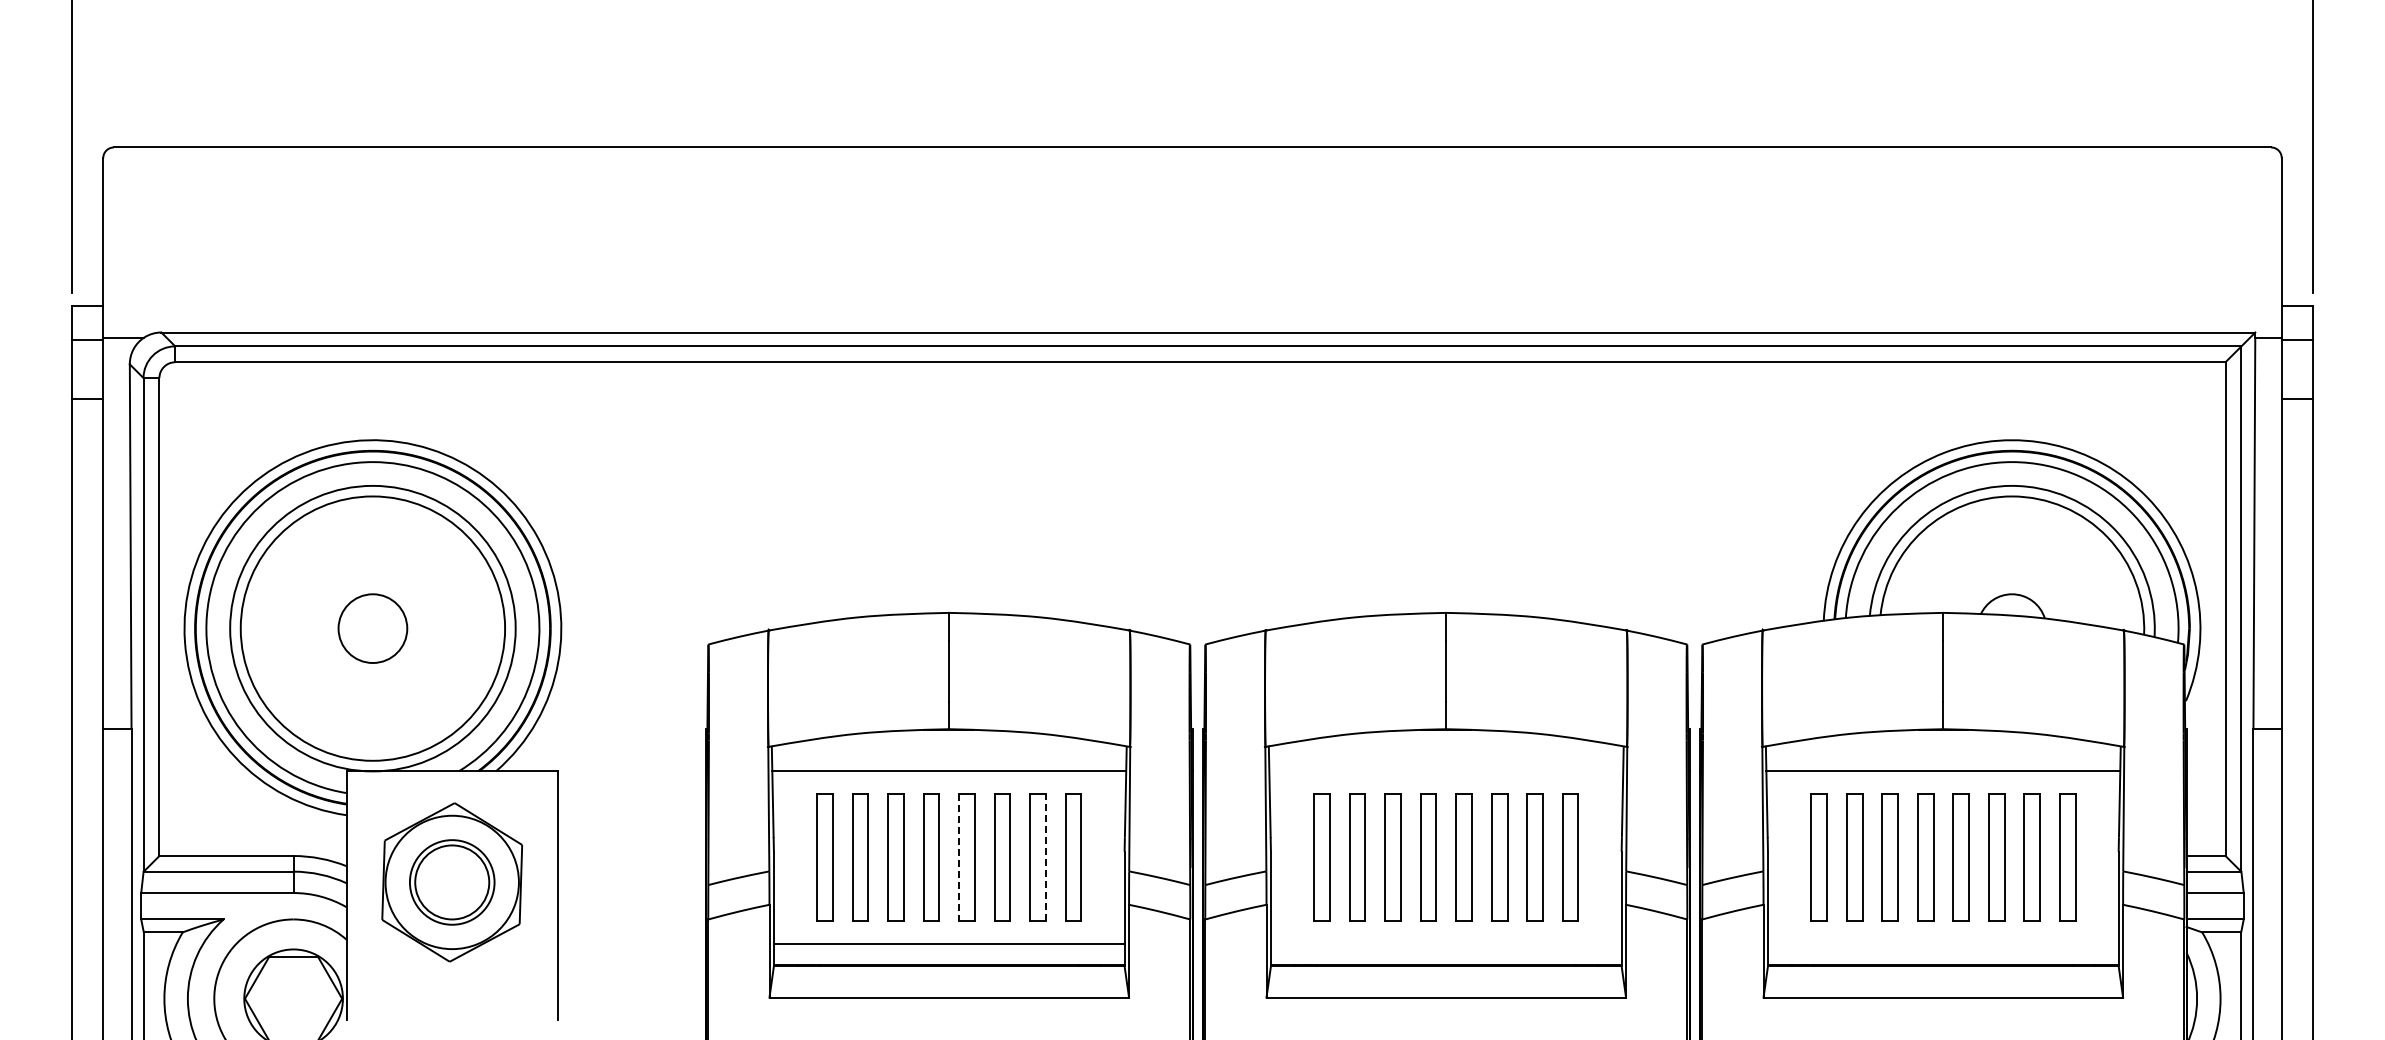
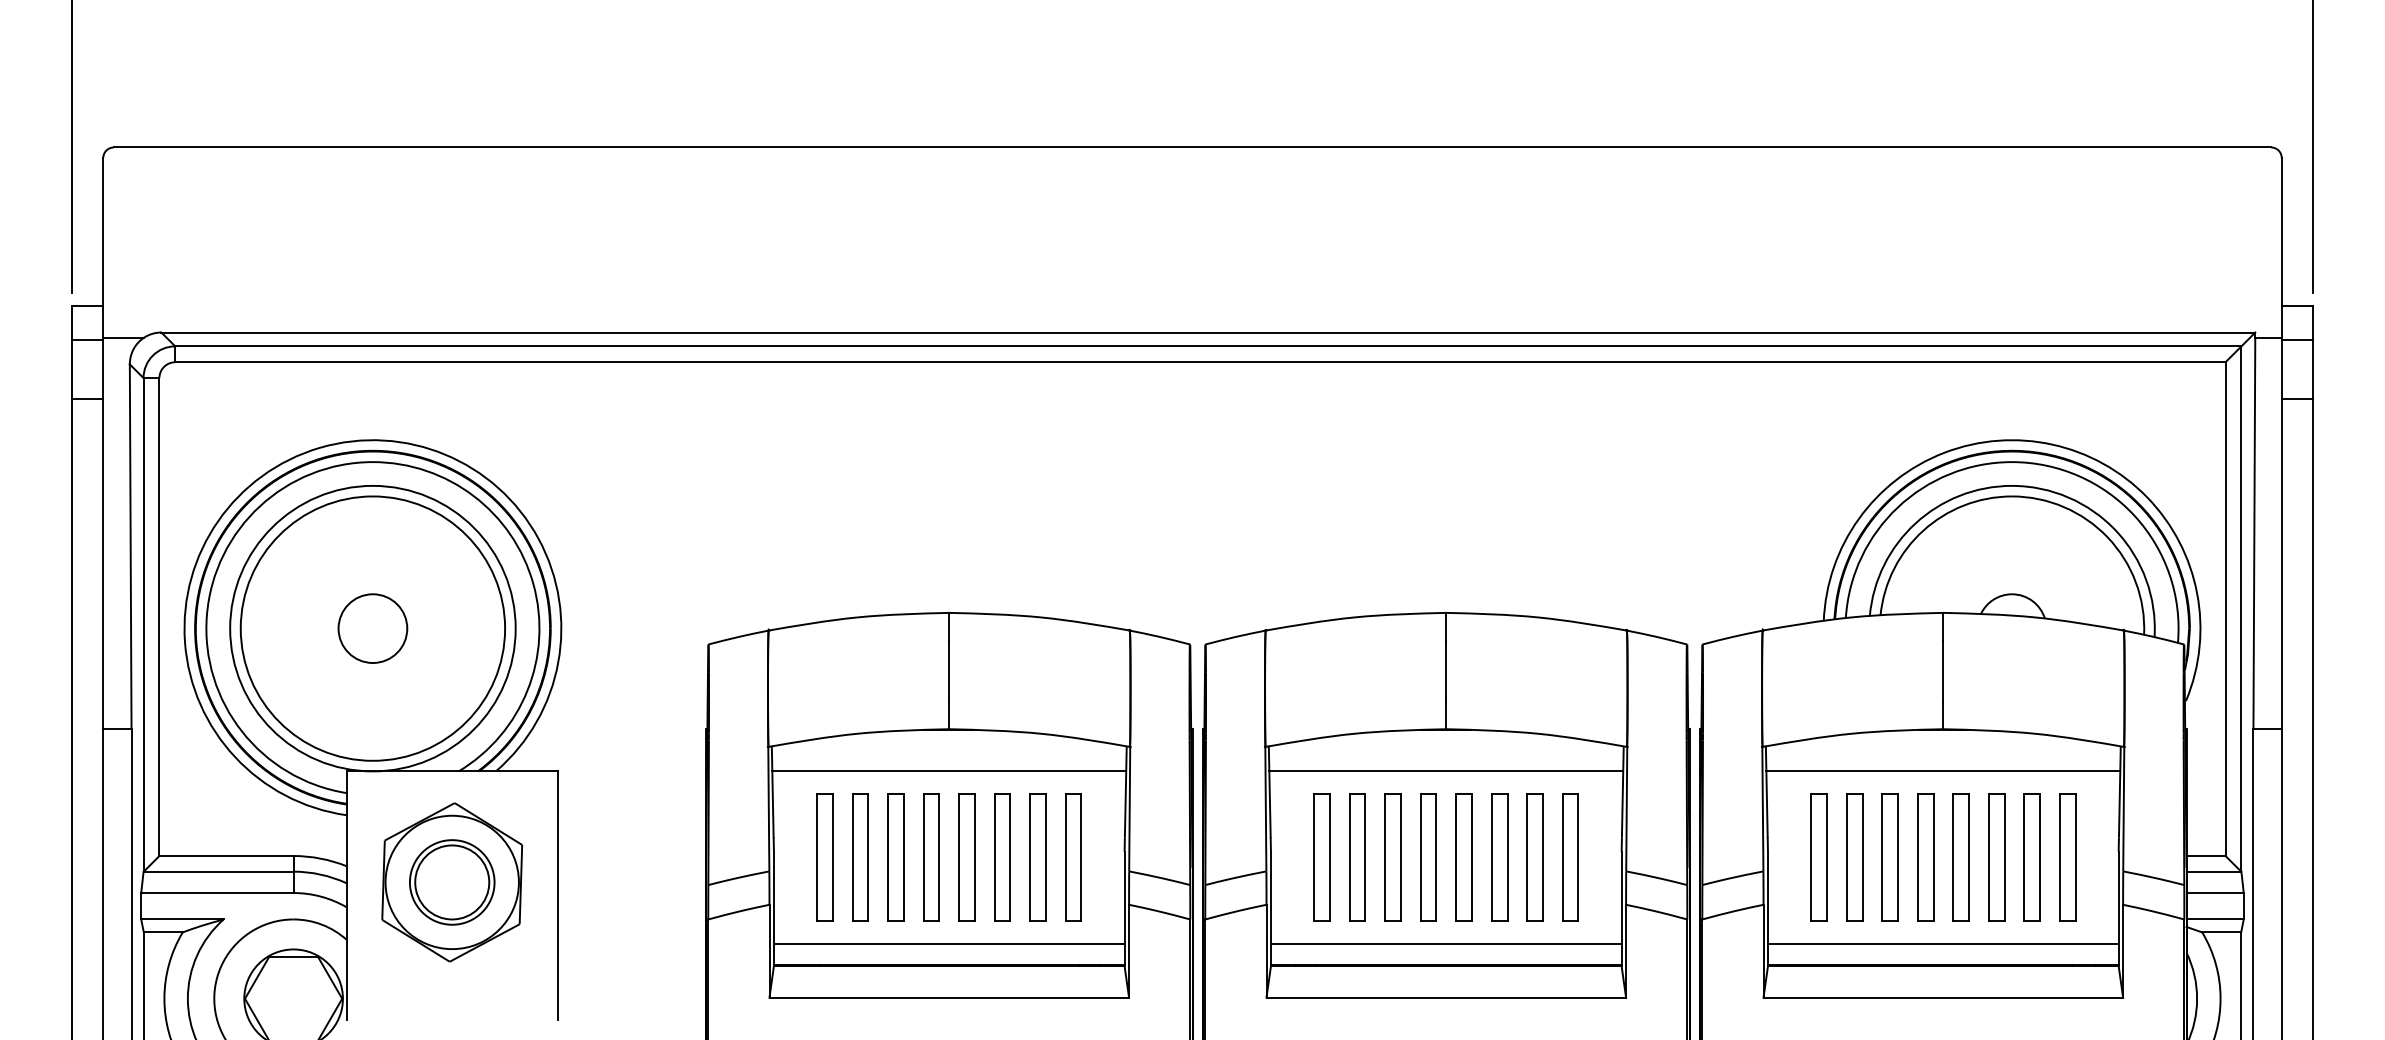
line: none -> present (1446, 771)
line: dashed -> solid (1045, 856)
line: dashed -> solid (959, 857)
line: none -> present (1445, 944)
line: none -> present (1942, 944)
